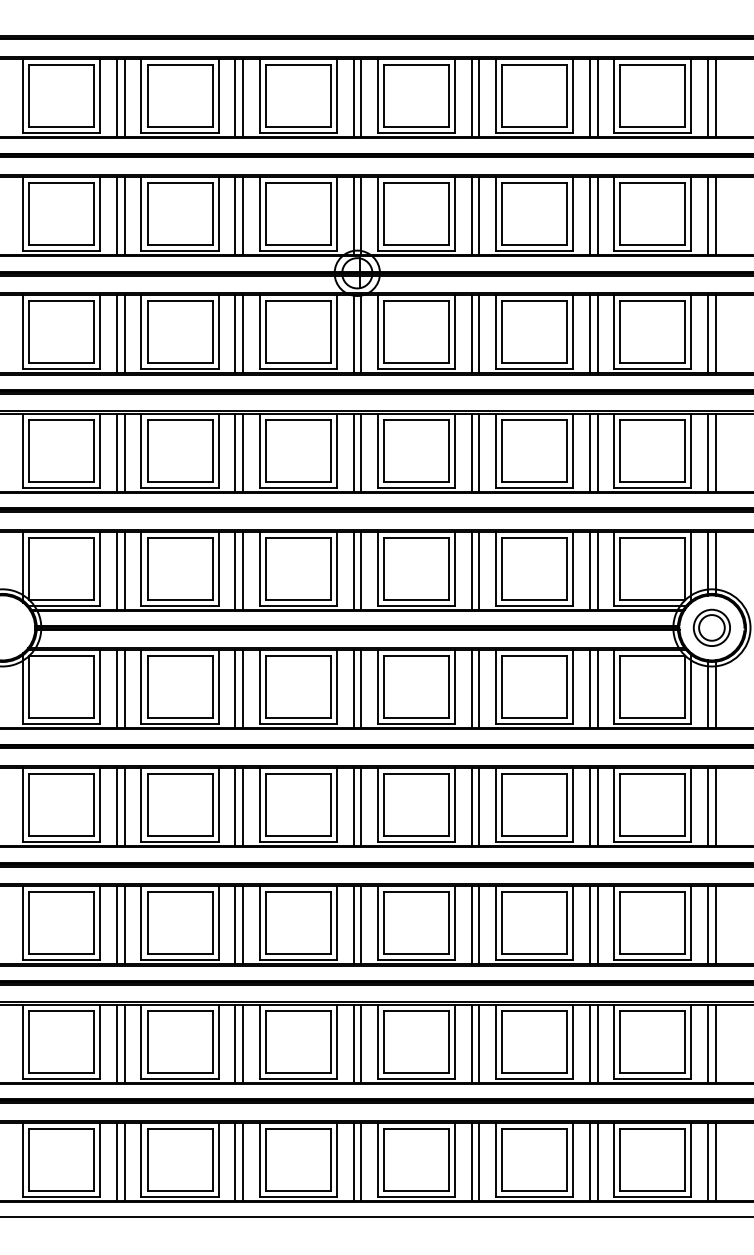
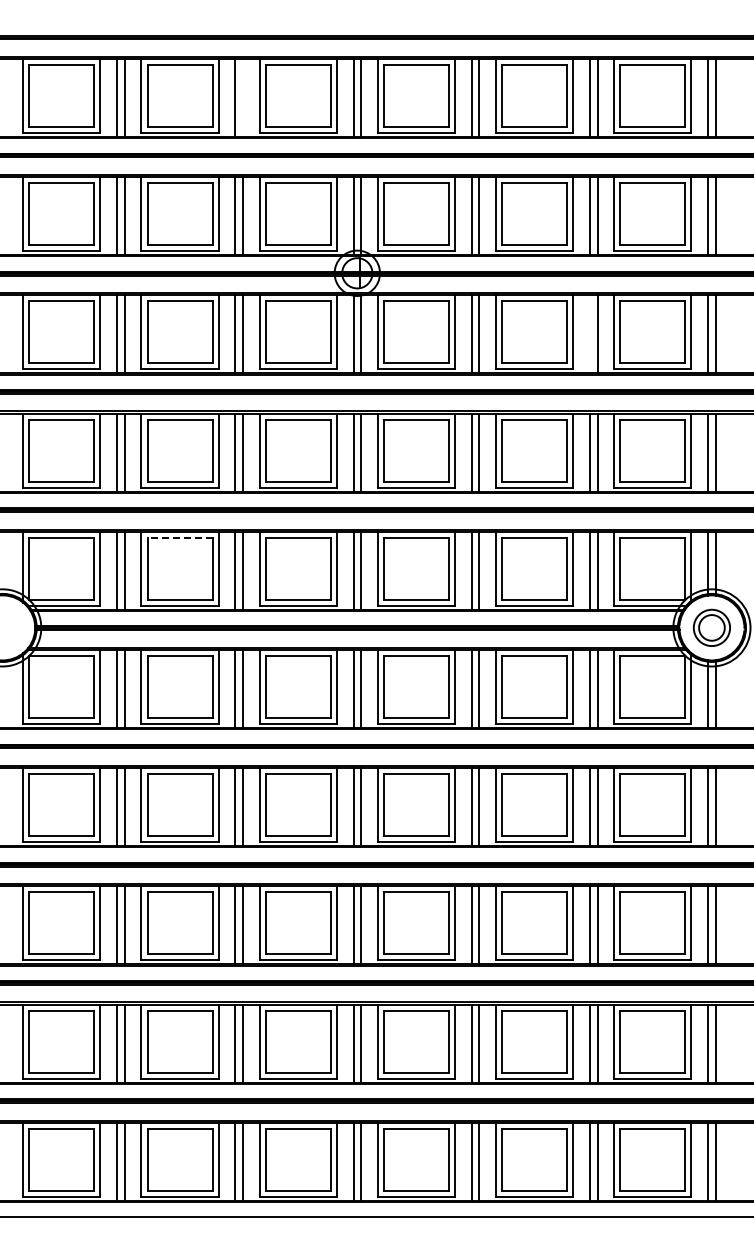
line: present -> none (242, 97)
line: present -> none (589, 334)
line: solid -> dashed (180, 537)
